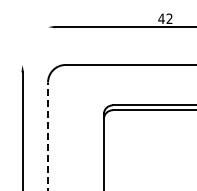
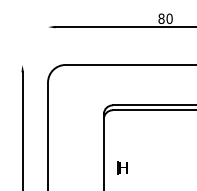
text: 42 -> 80 (165, 18)
line: dashed -> solid (48, 136)
part: none -> present (122, 167)
